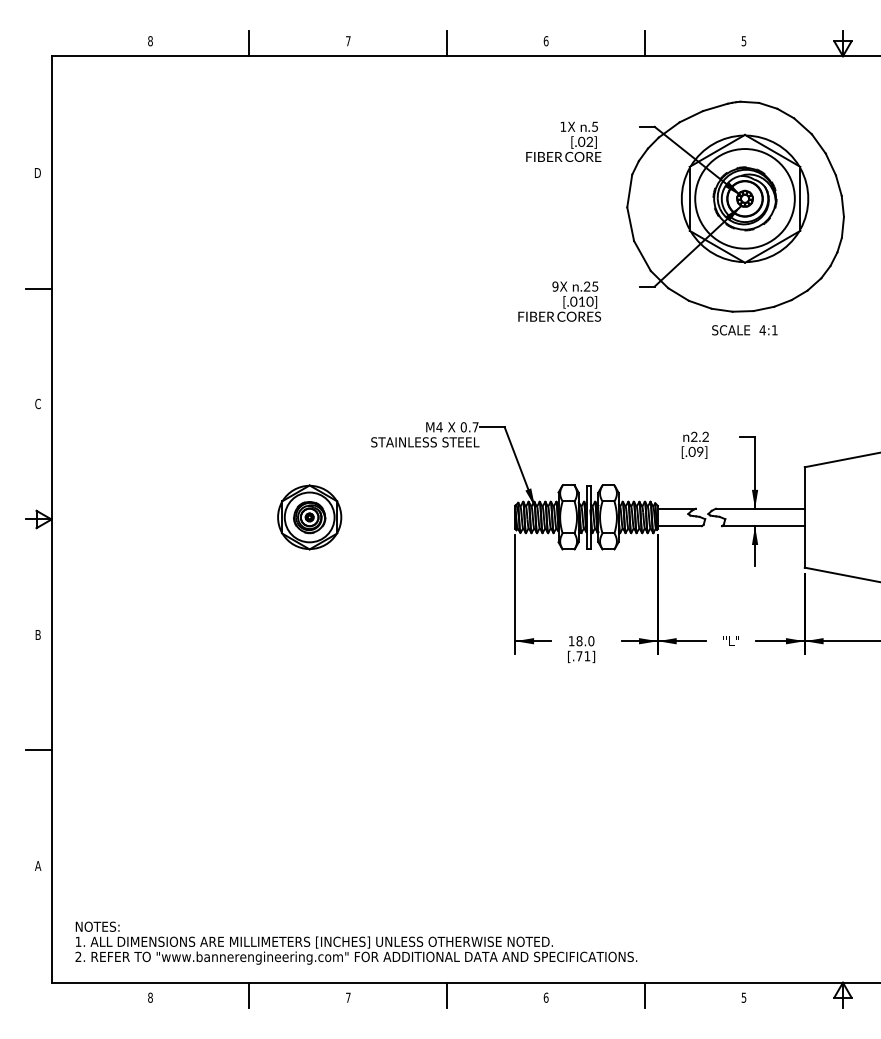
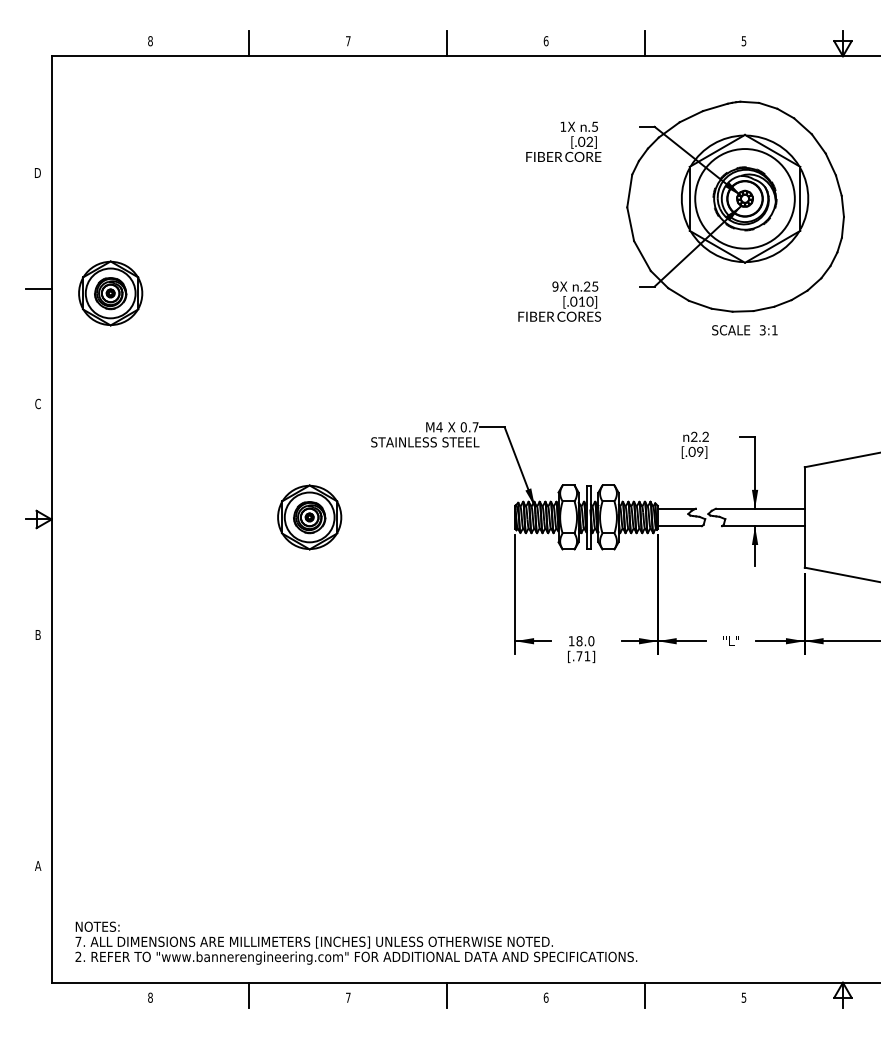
part: none -> present (110, 293)
text: 4:1 -> 3:1 (762, 330)
line: present -> none (38, 750)
text: 1. -> 7. (78, 941)
